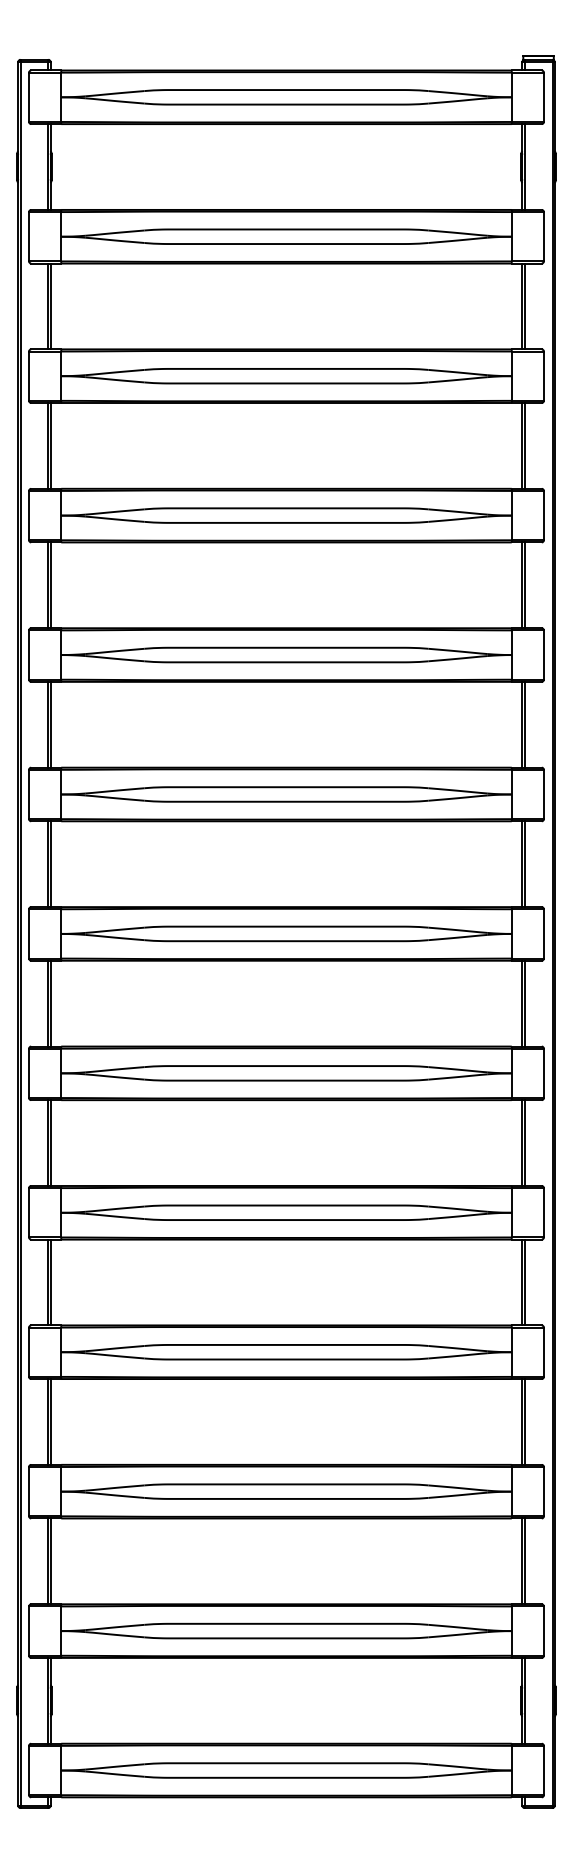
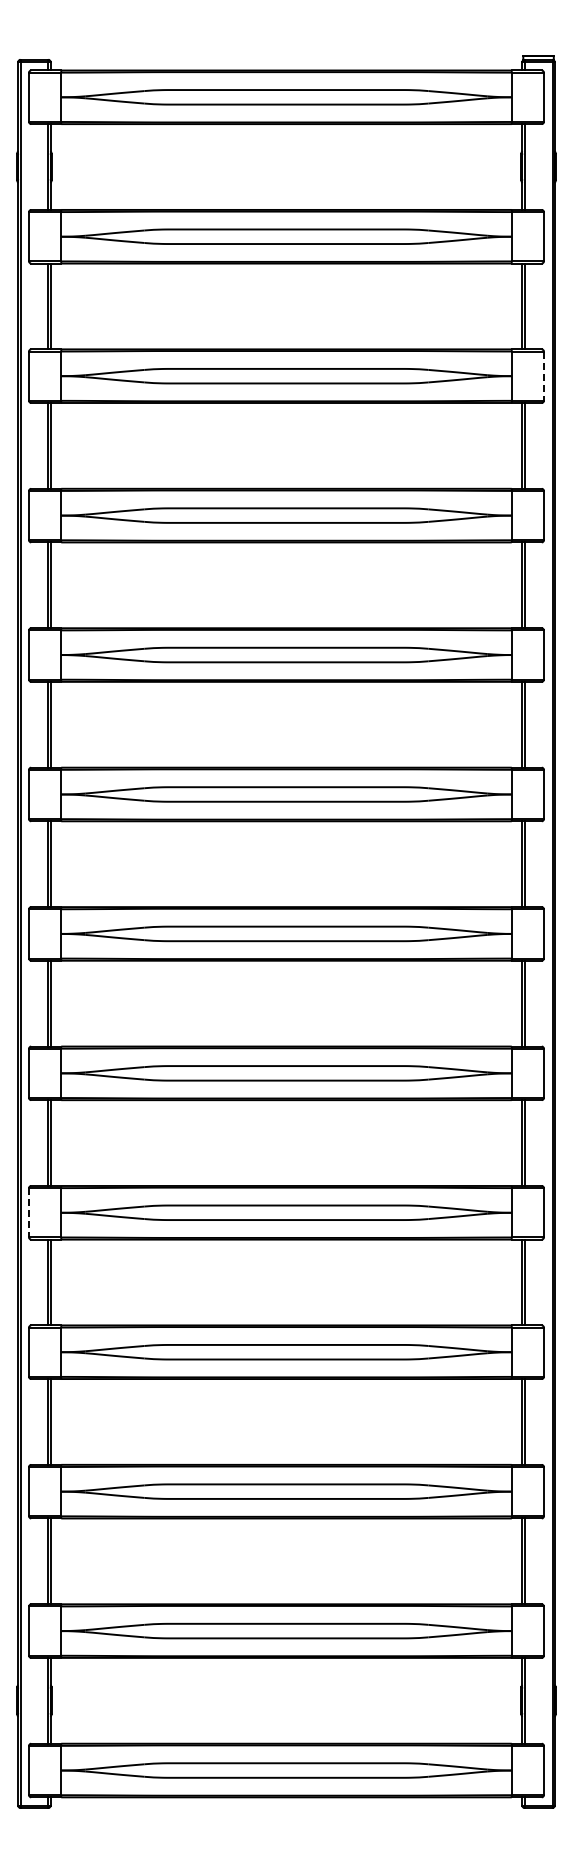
line: solid -> dashed (543, 376)
line: solid -> dashed (29, 1212)
